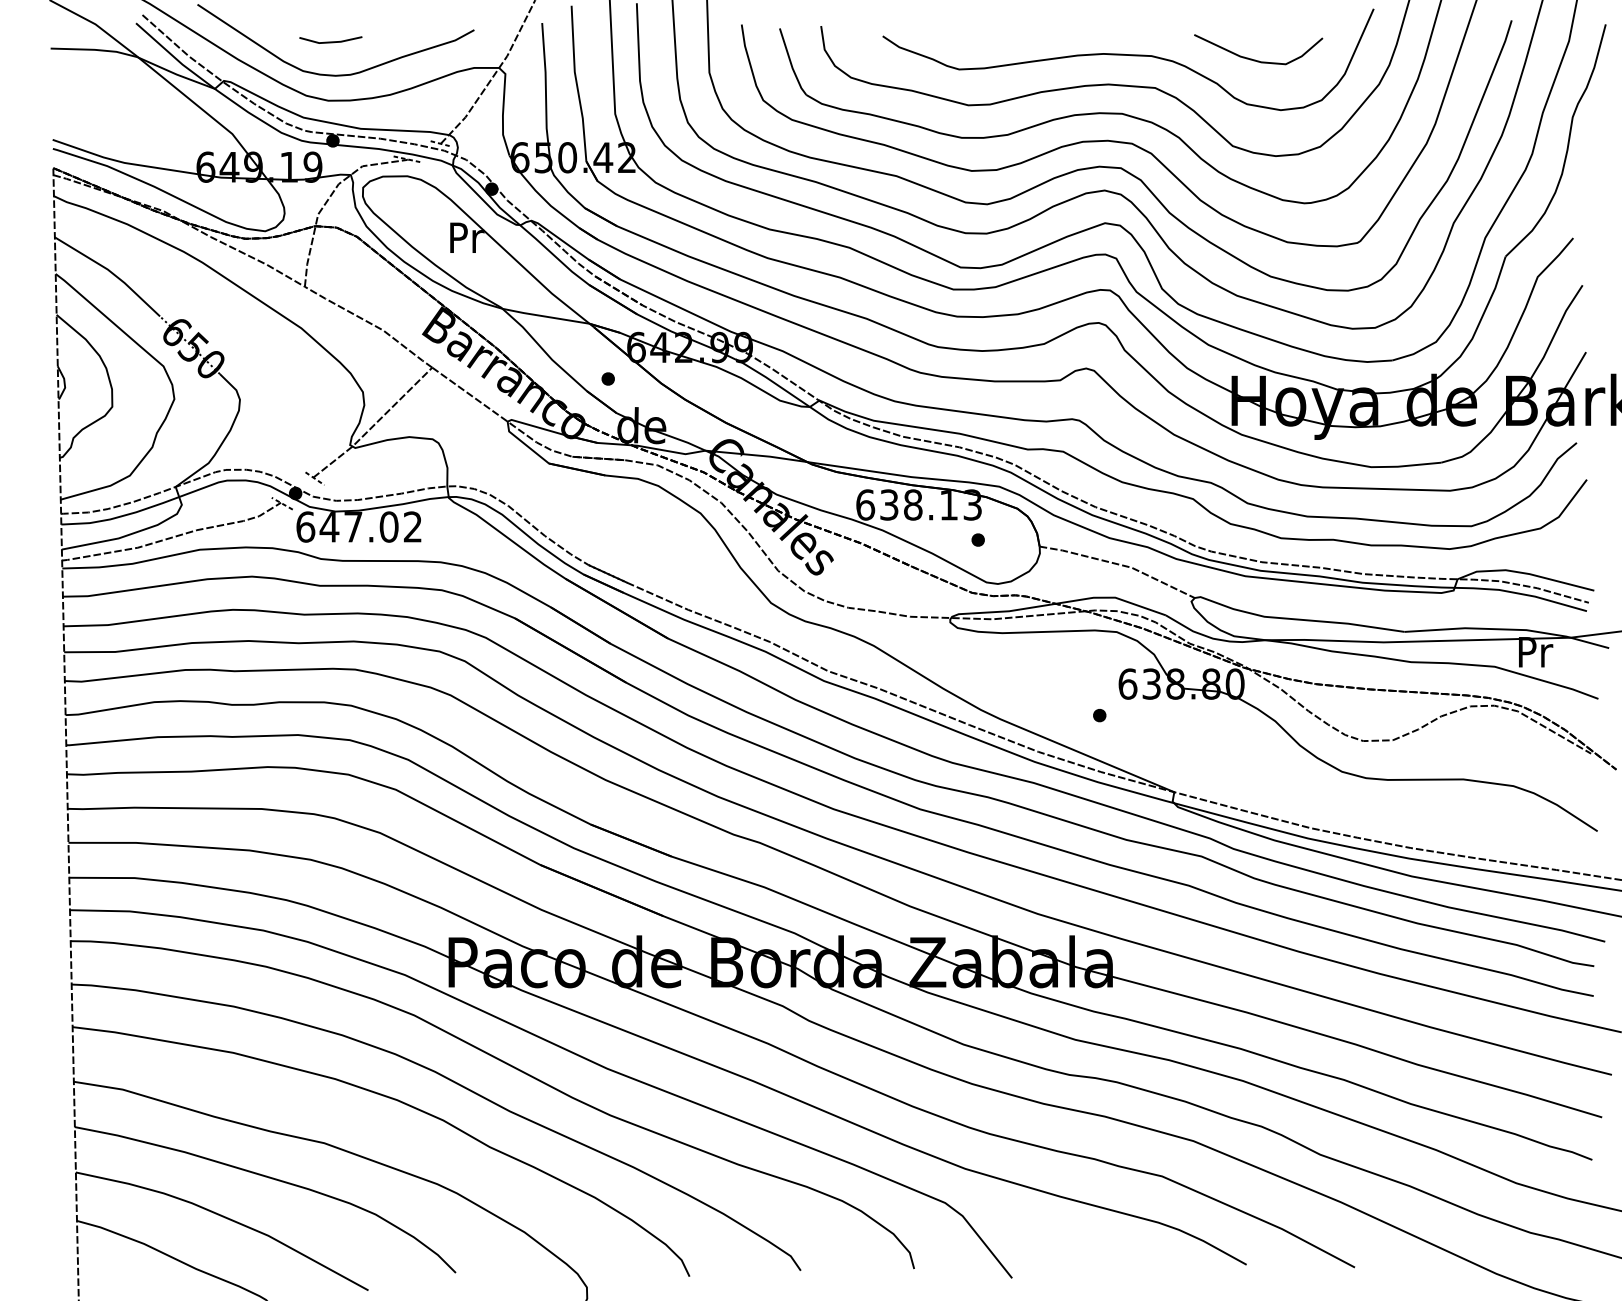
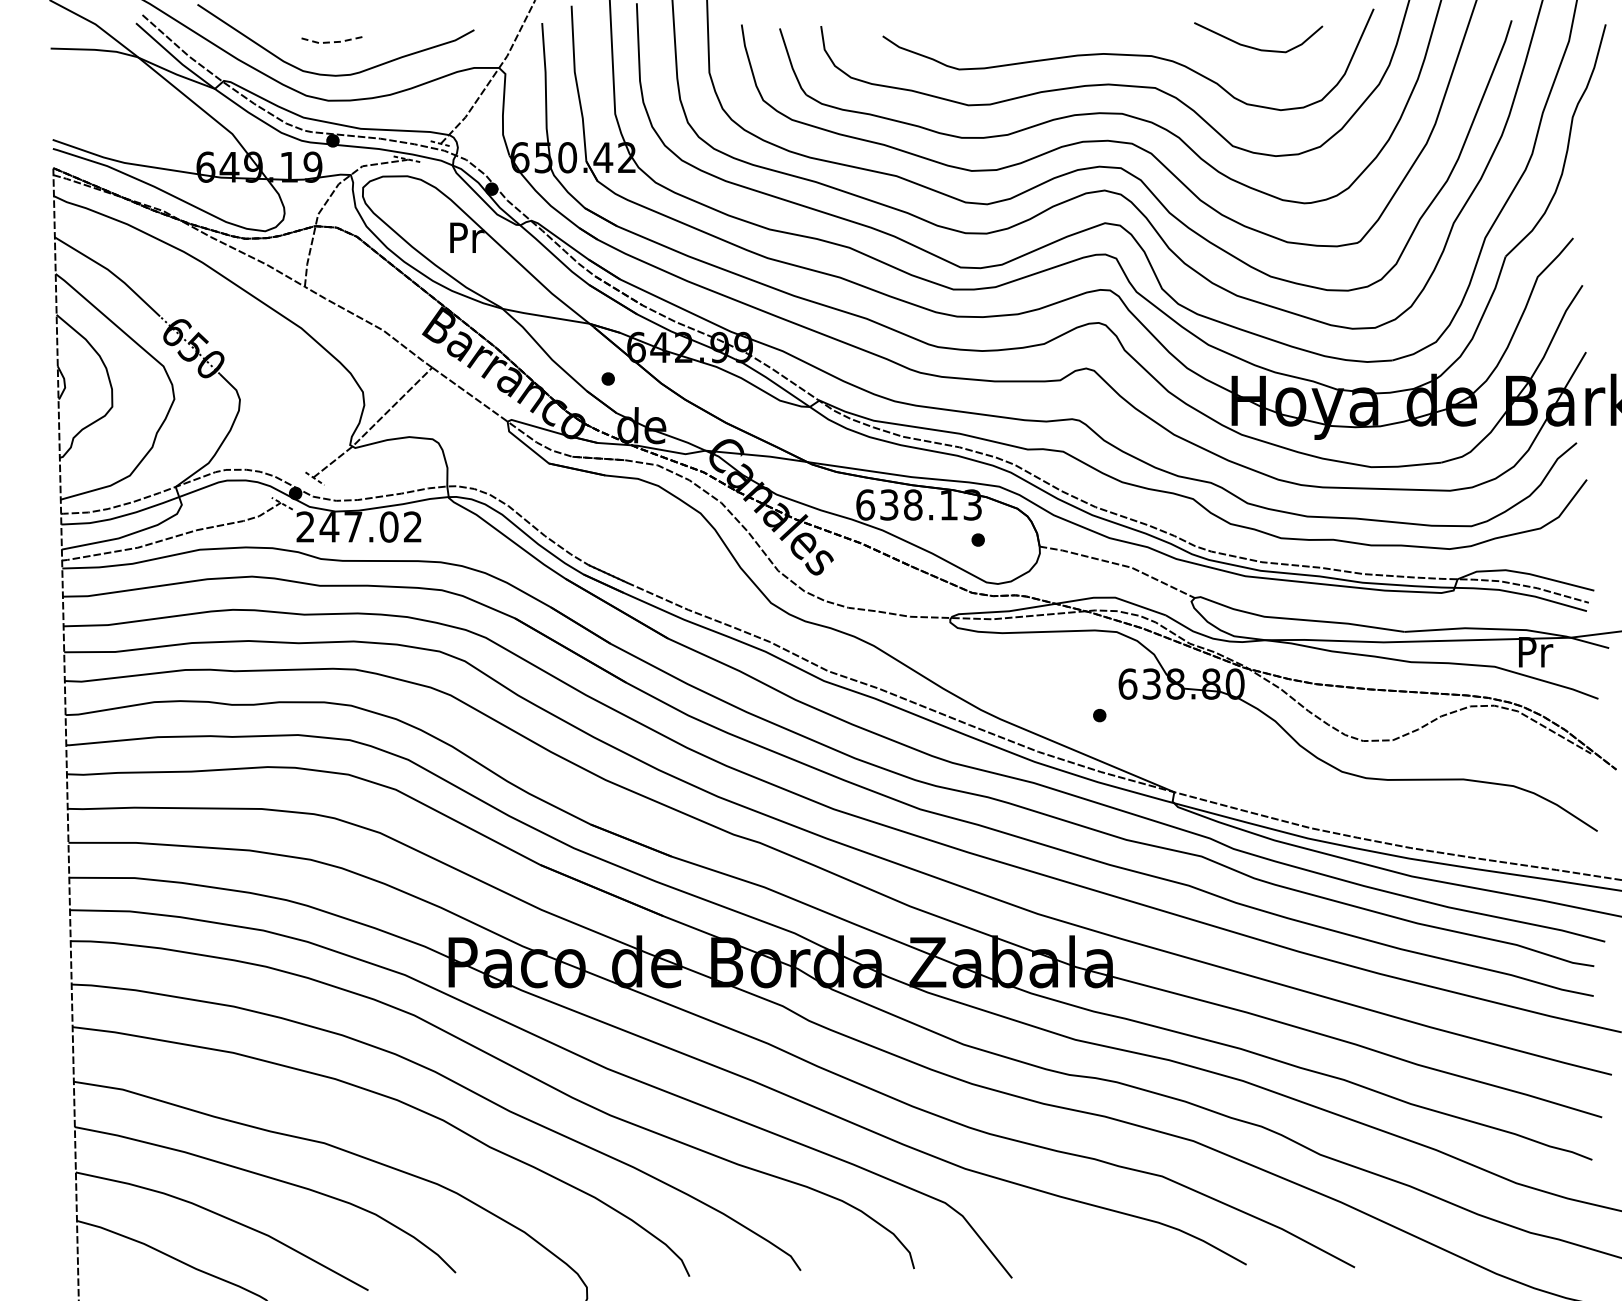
line: solid -> dashed (330, 42)
curve position: (1255, 59) -> (1255, 47) (1255, 47)
text: 647.02 -> 247.02 (305, 526)
